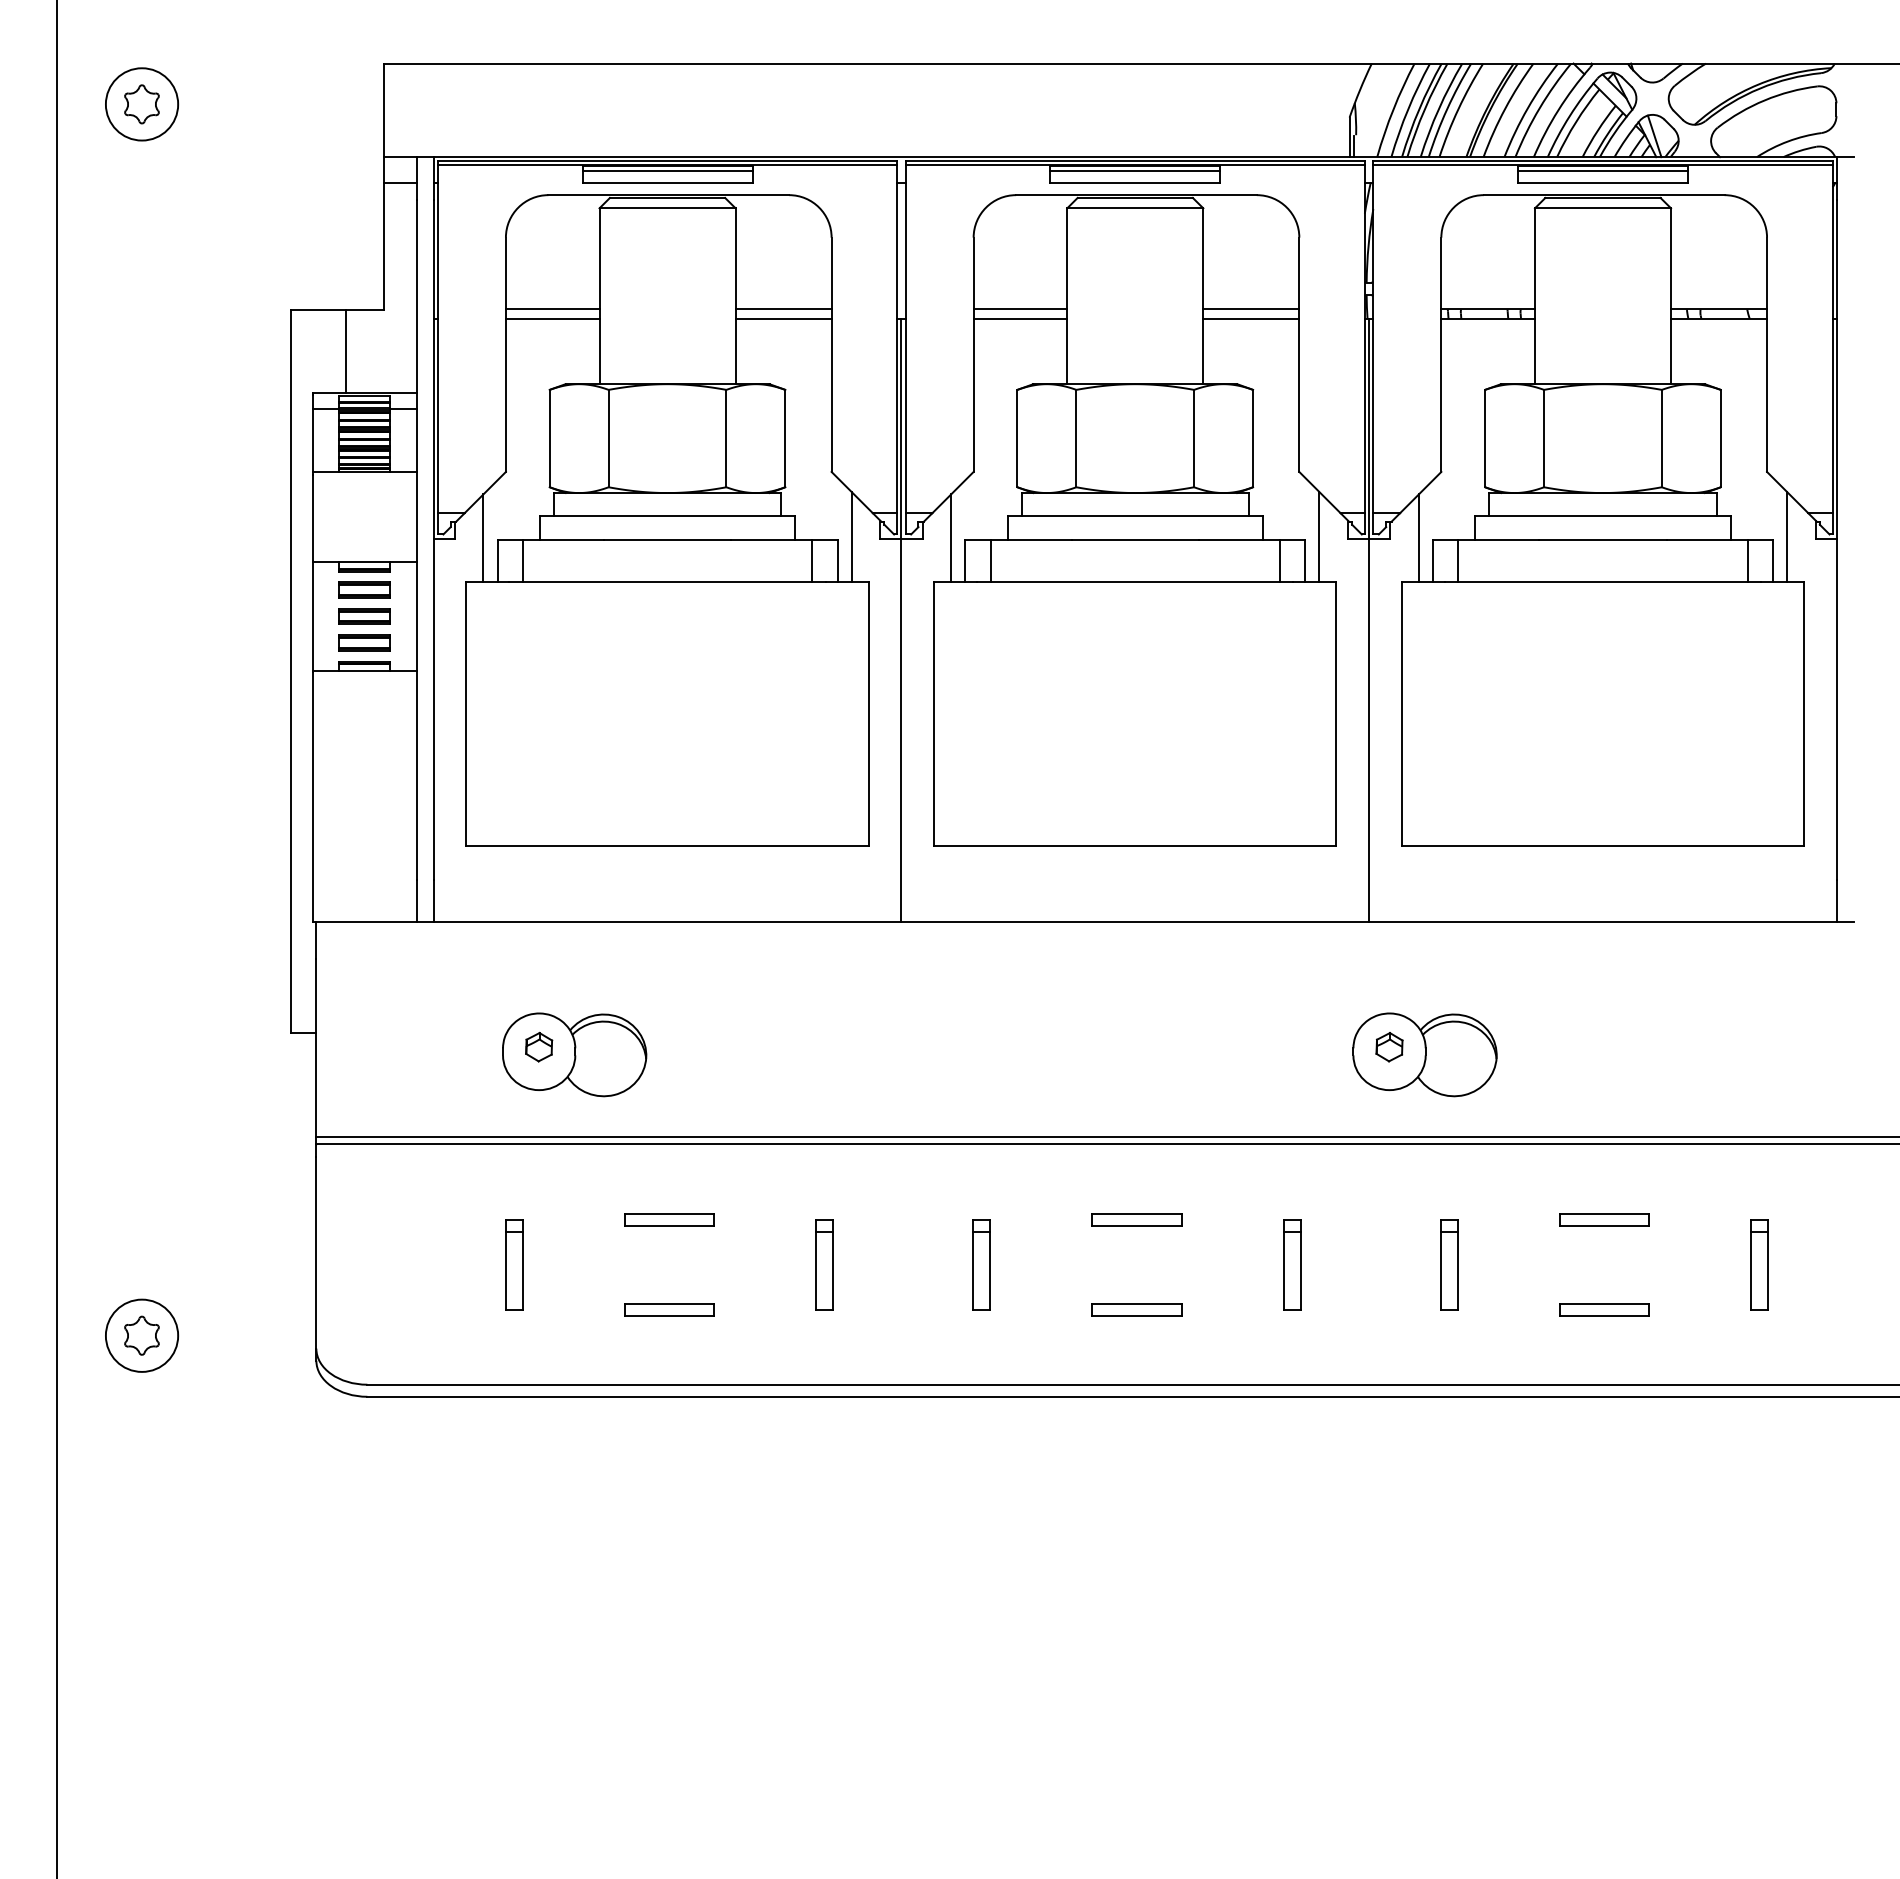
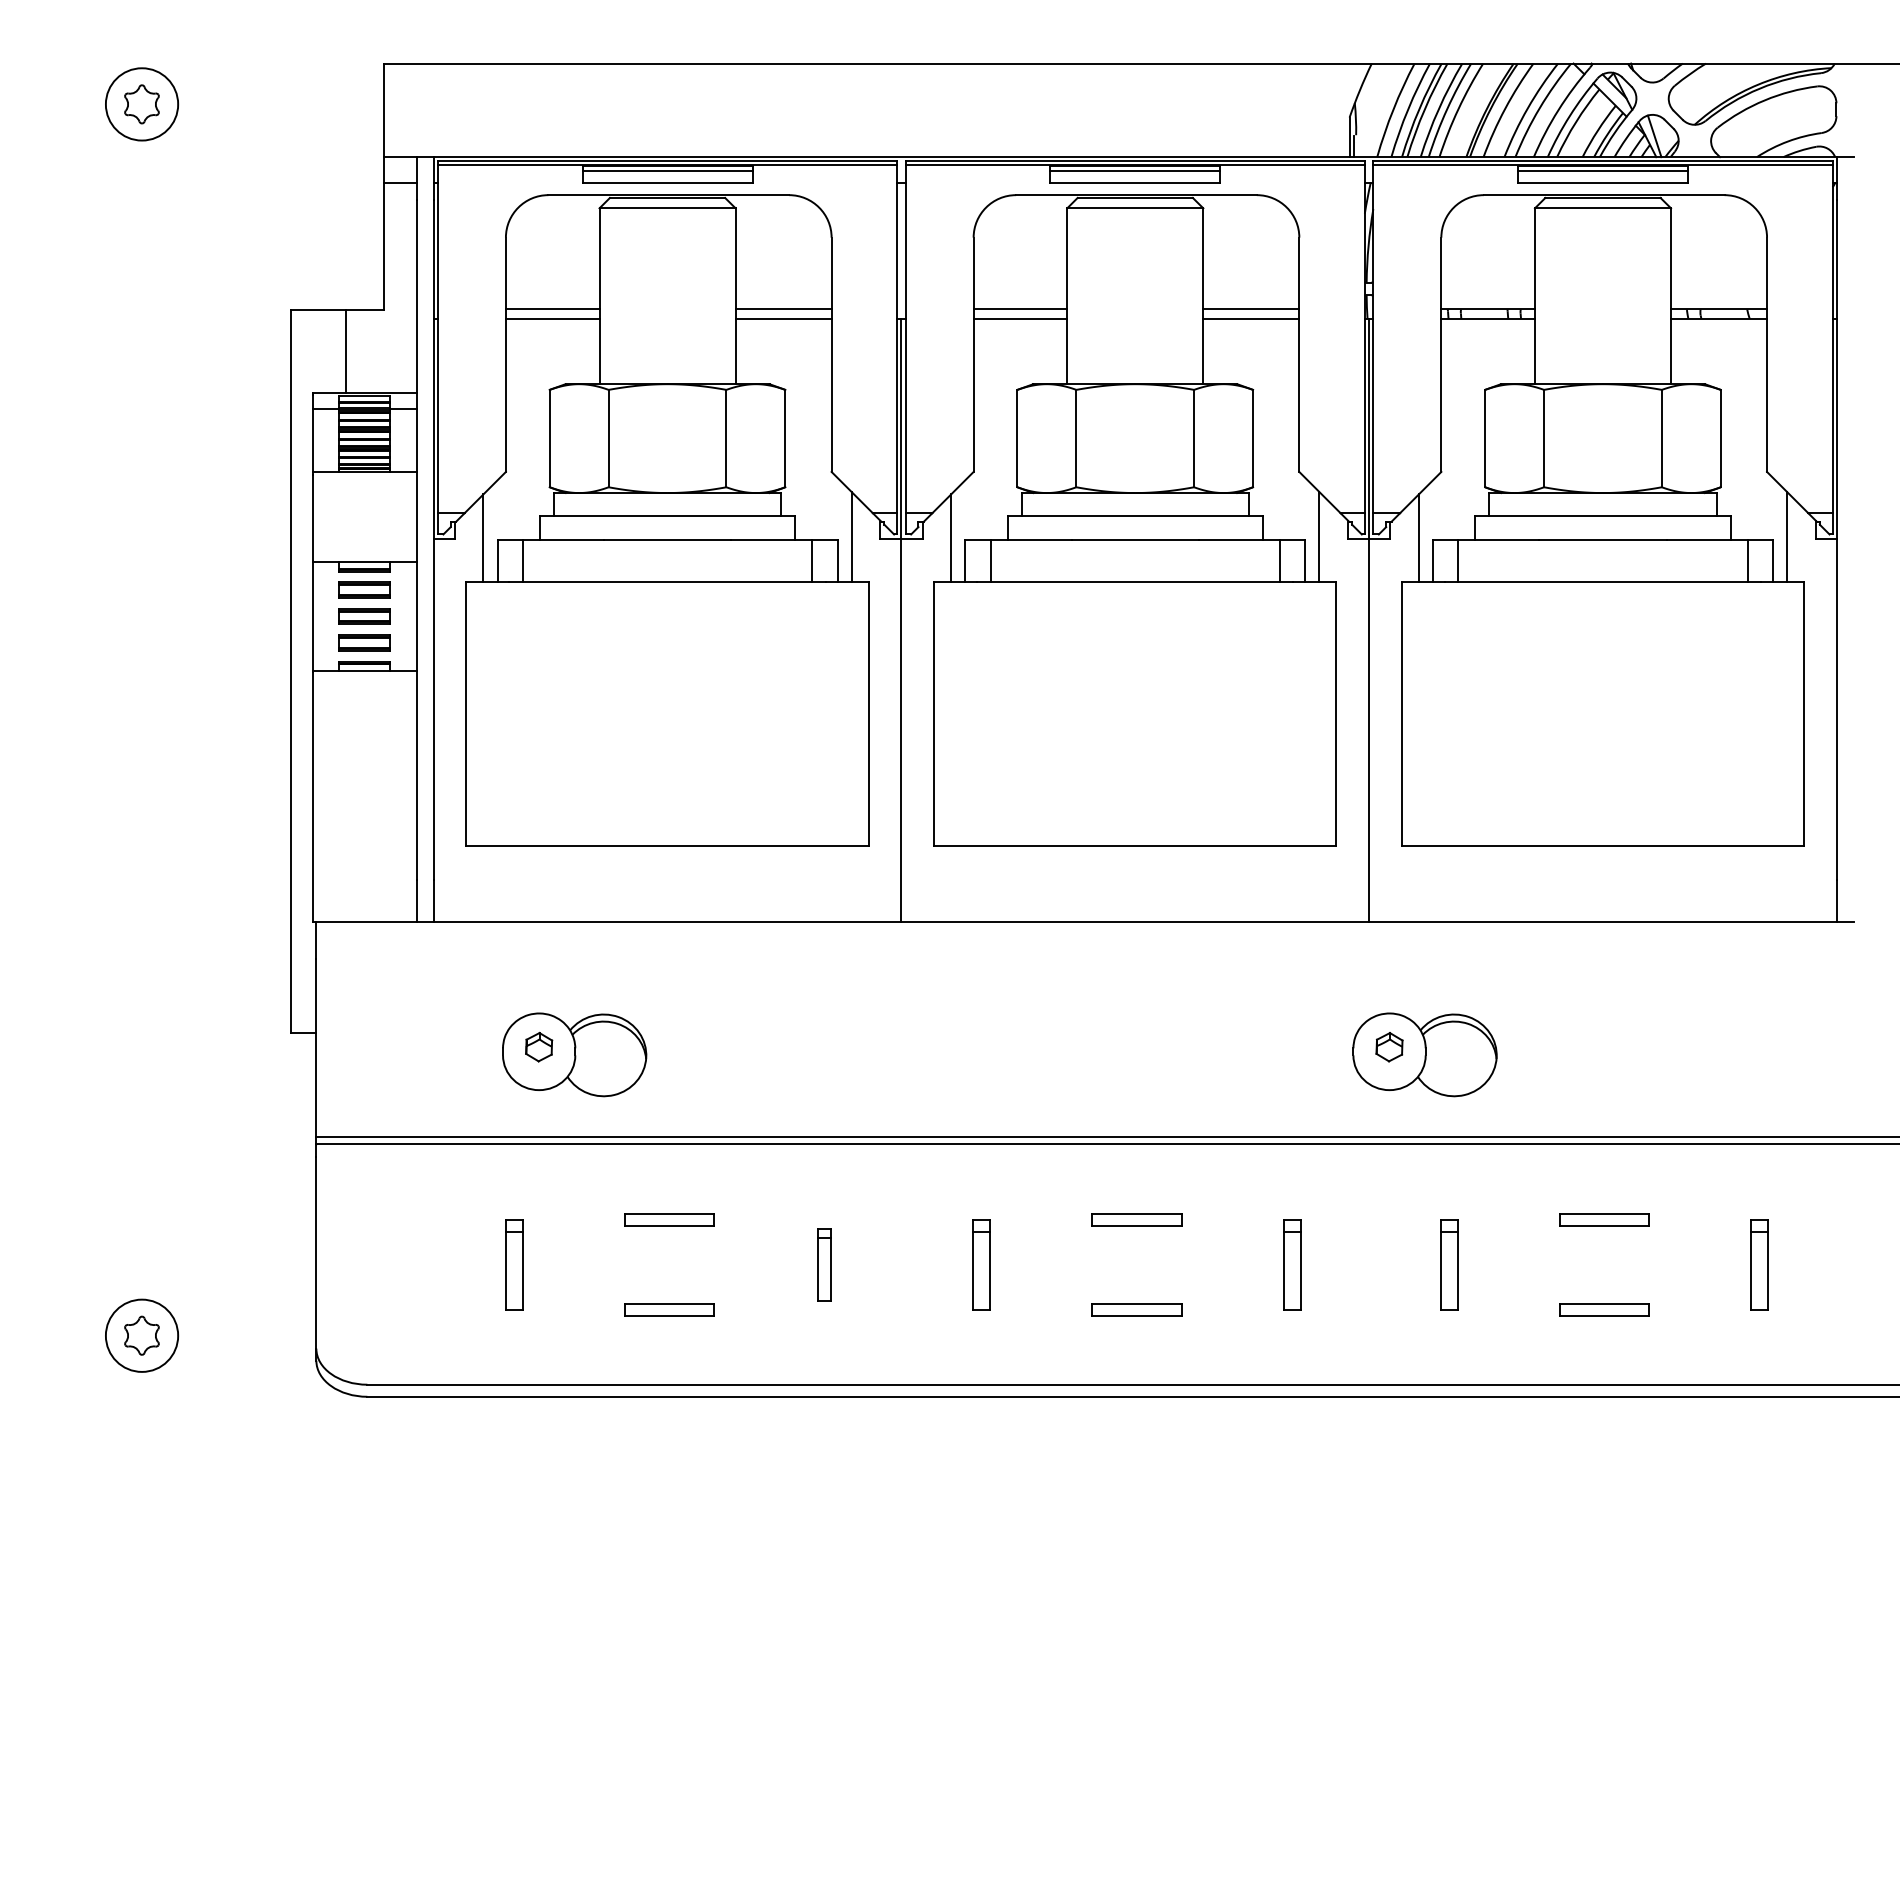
line: present -> none (56, 938)
part size: 19x92 px -> 15x74 px (824, 1264)
